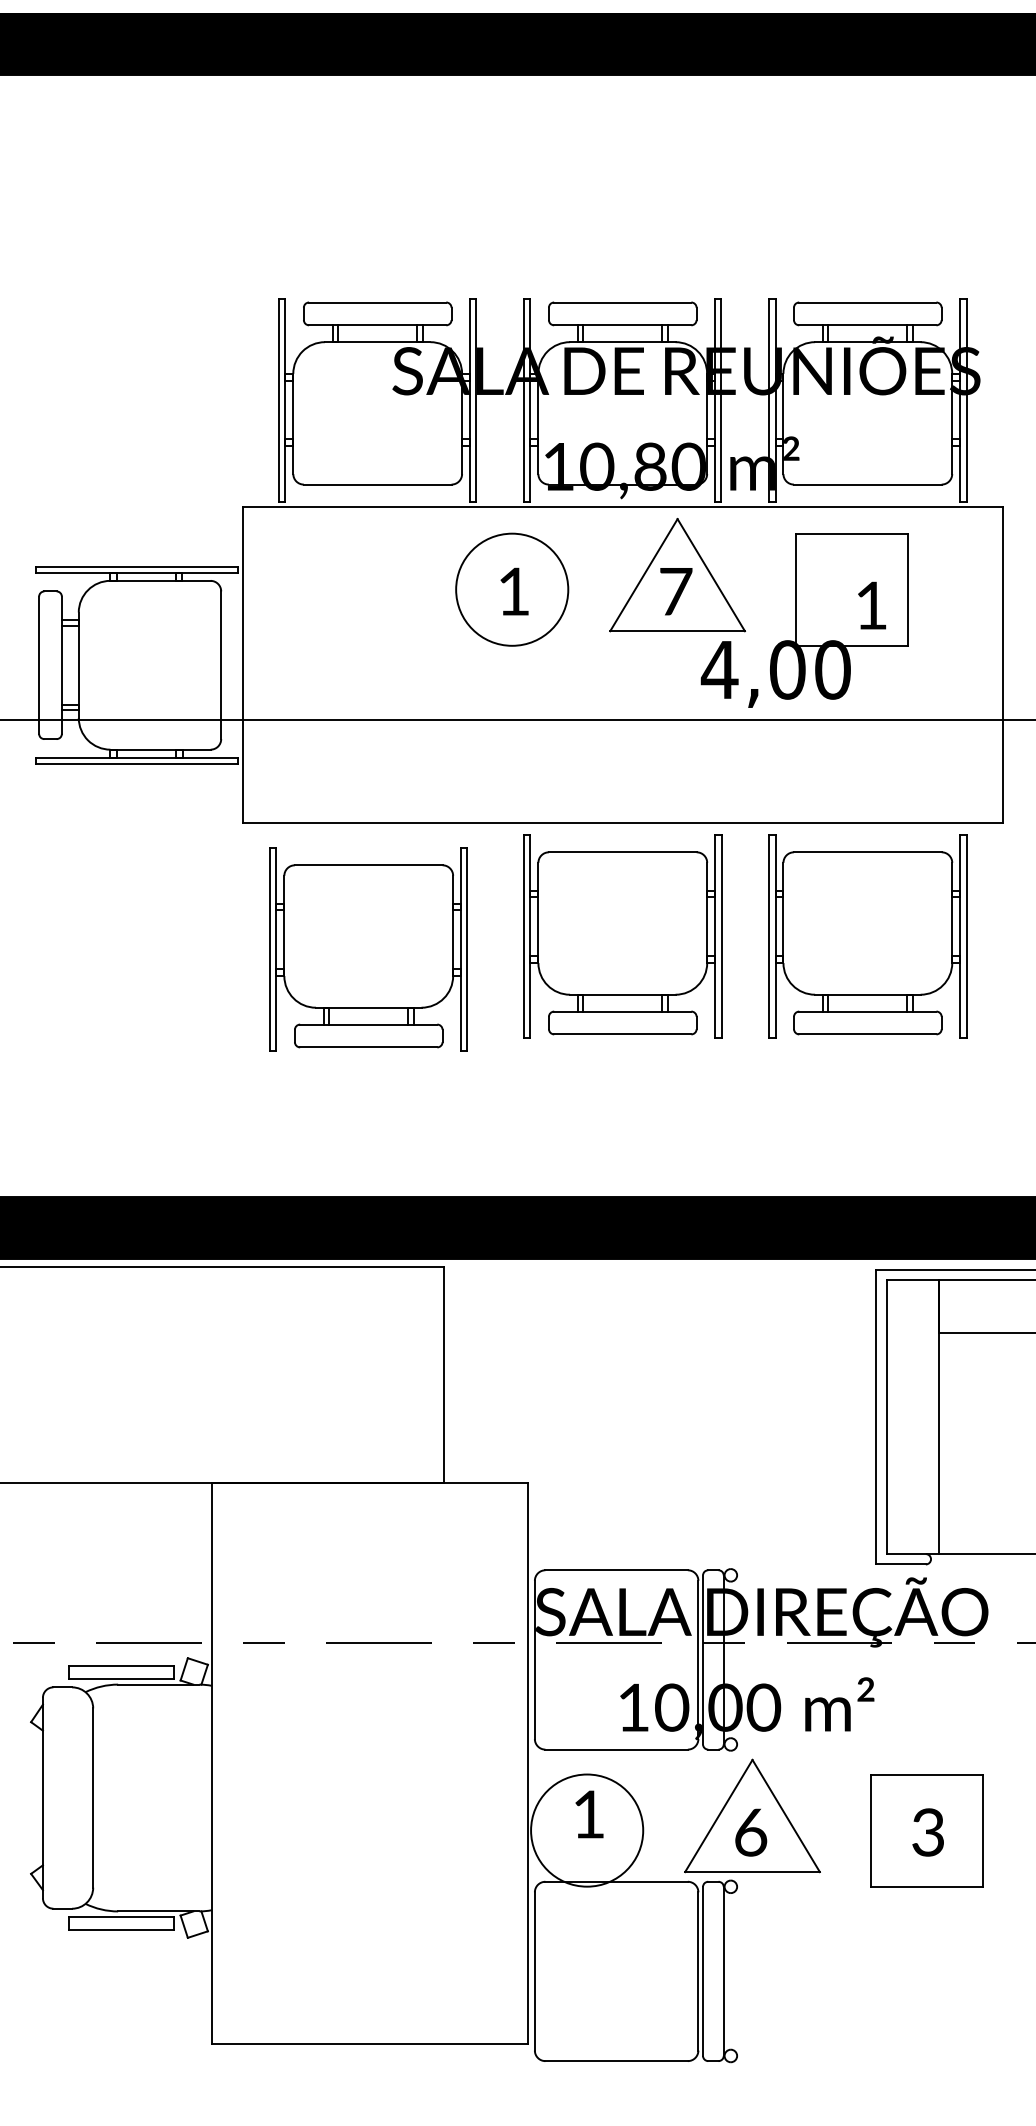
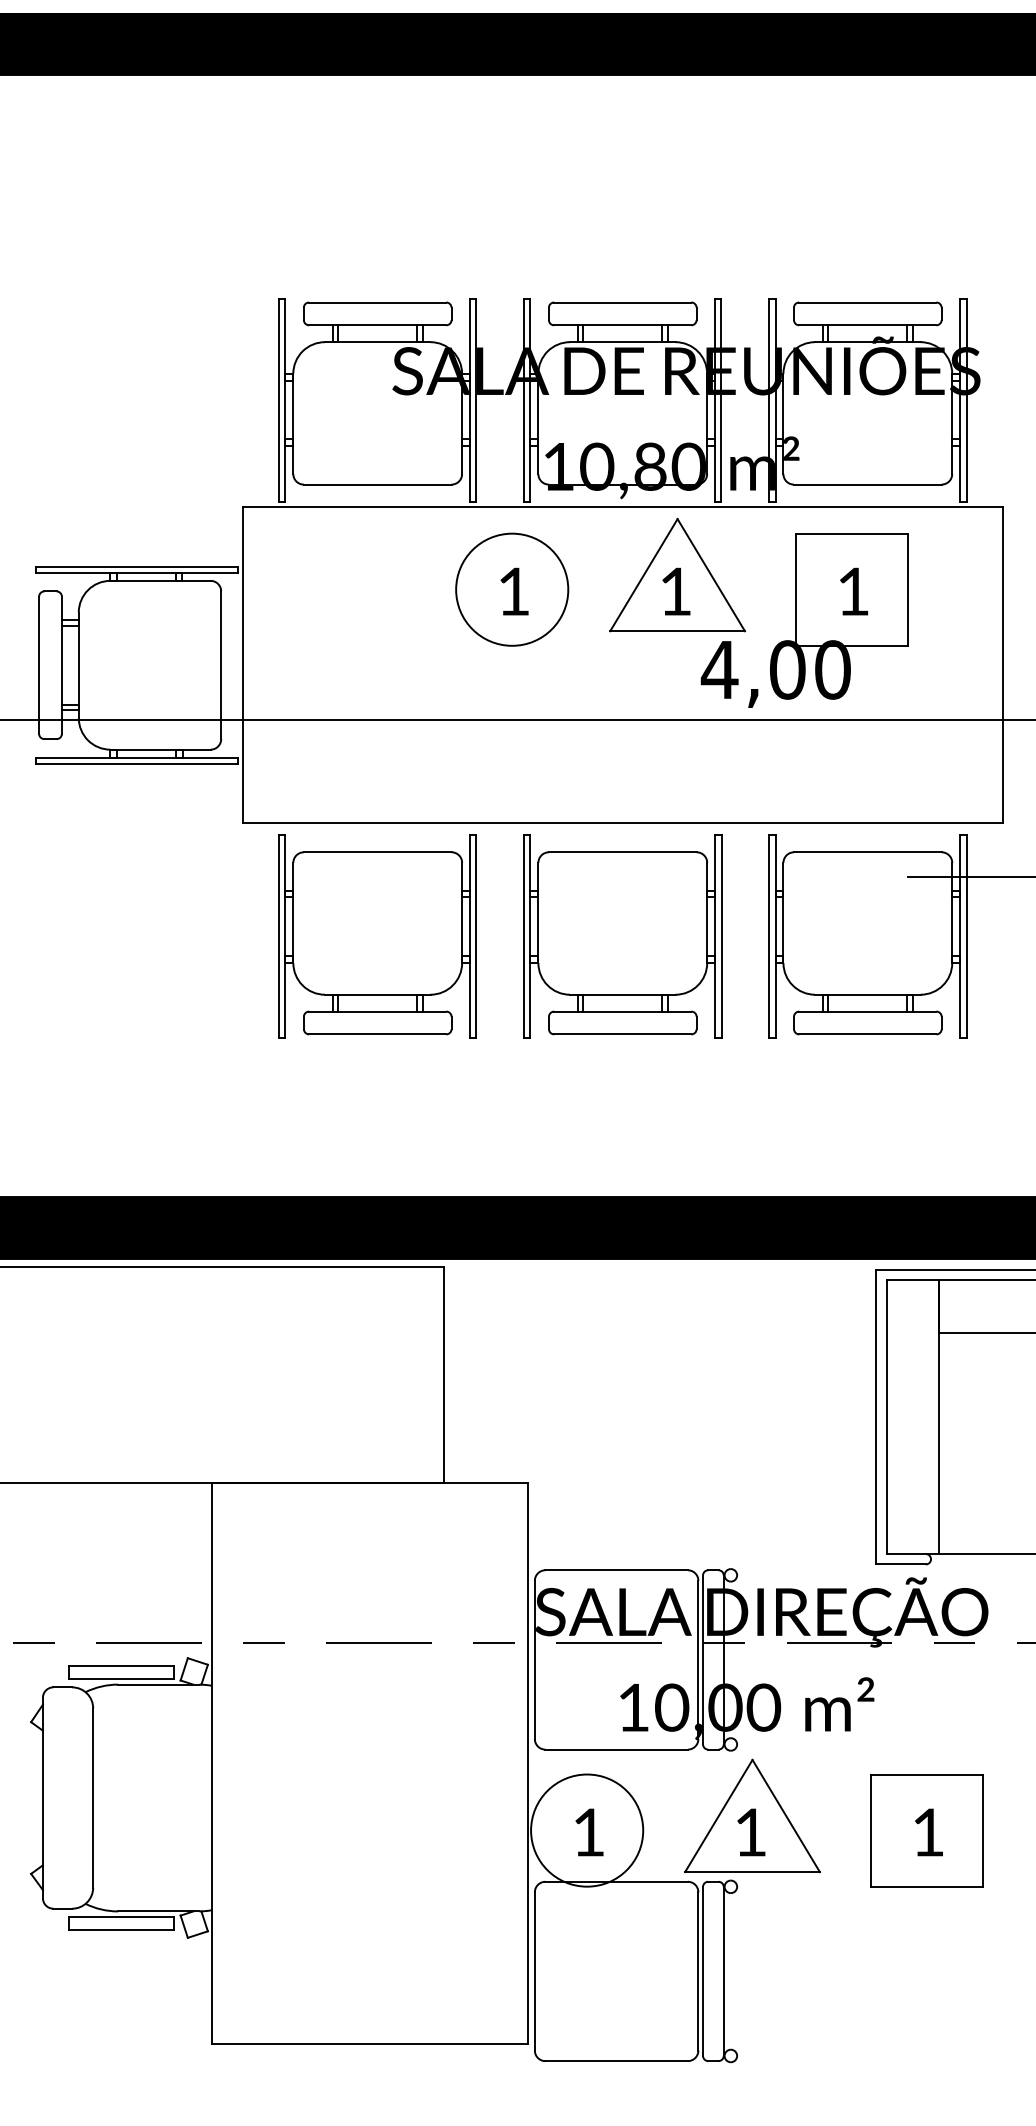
text: 7 -> 1 (676, 591)
text position: (871, 605) -> (853, 591) (853, 591)
line: none -> present (969, 876)
part position: (368, 949) -> (377, 936) (377, 936)
text position: (589, 1814) -> (589, 1832) (589, 1832)
text: 6 -> 1 (751, 1832)
text: 3 -> 1 (927, 1832)
